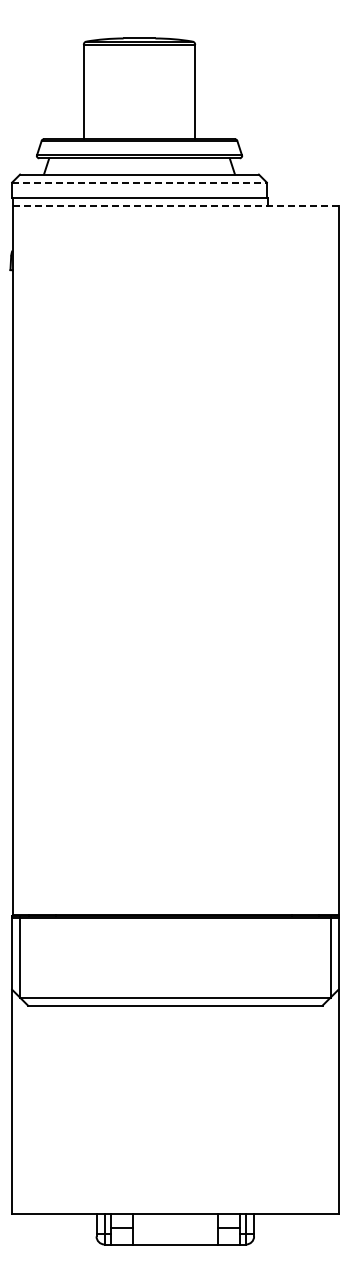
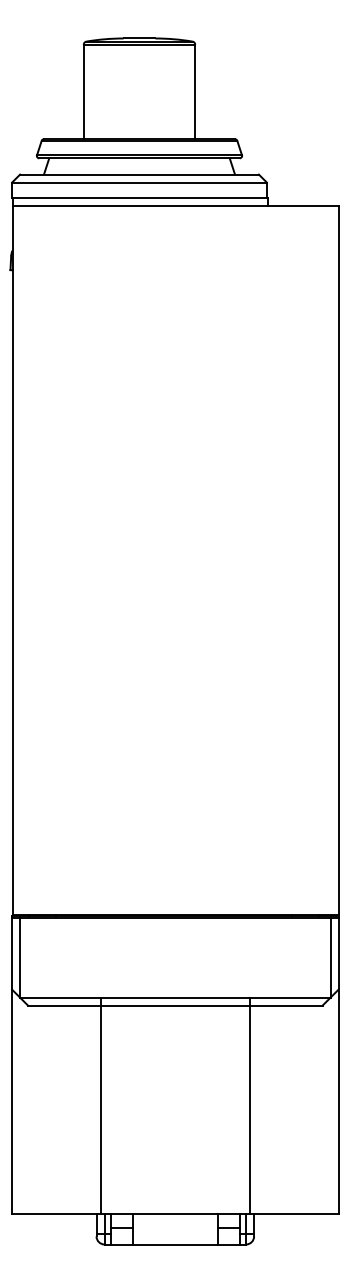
line: dashed -> solid (140, 182)
line: dashed -> solid (175, 206)
line: none -> present (101, 1105)
line: none -> present (249, 1105)
